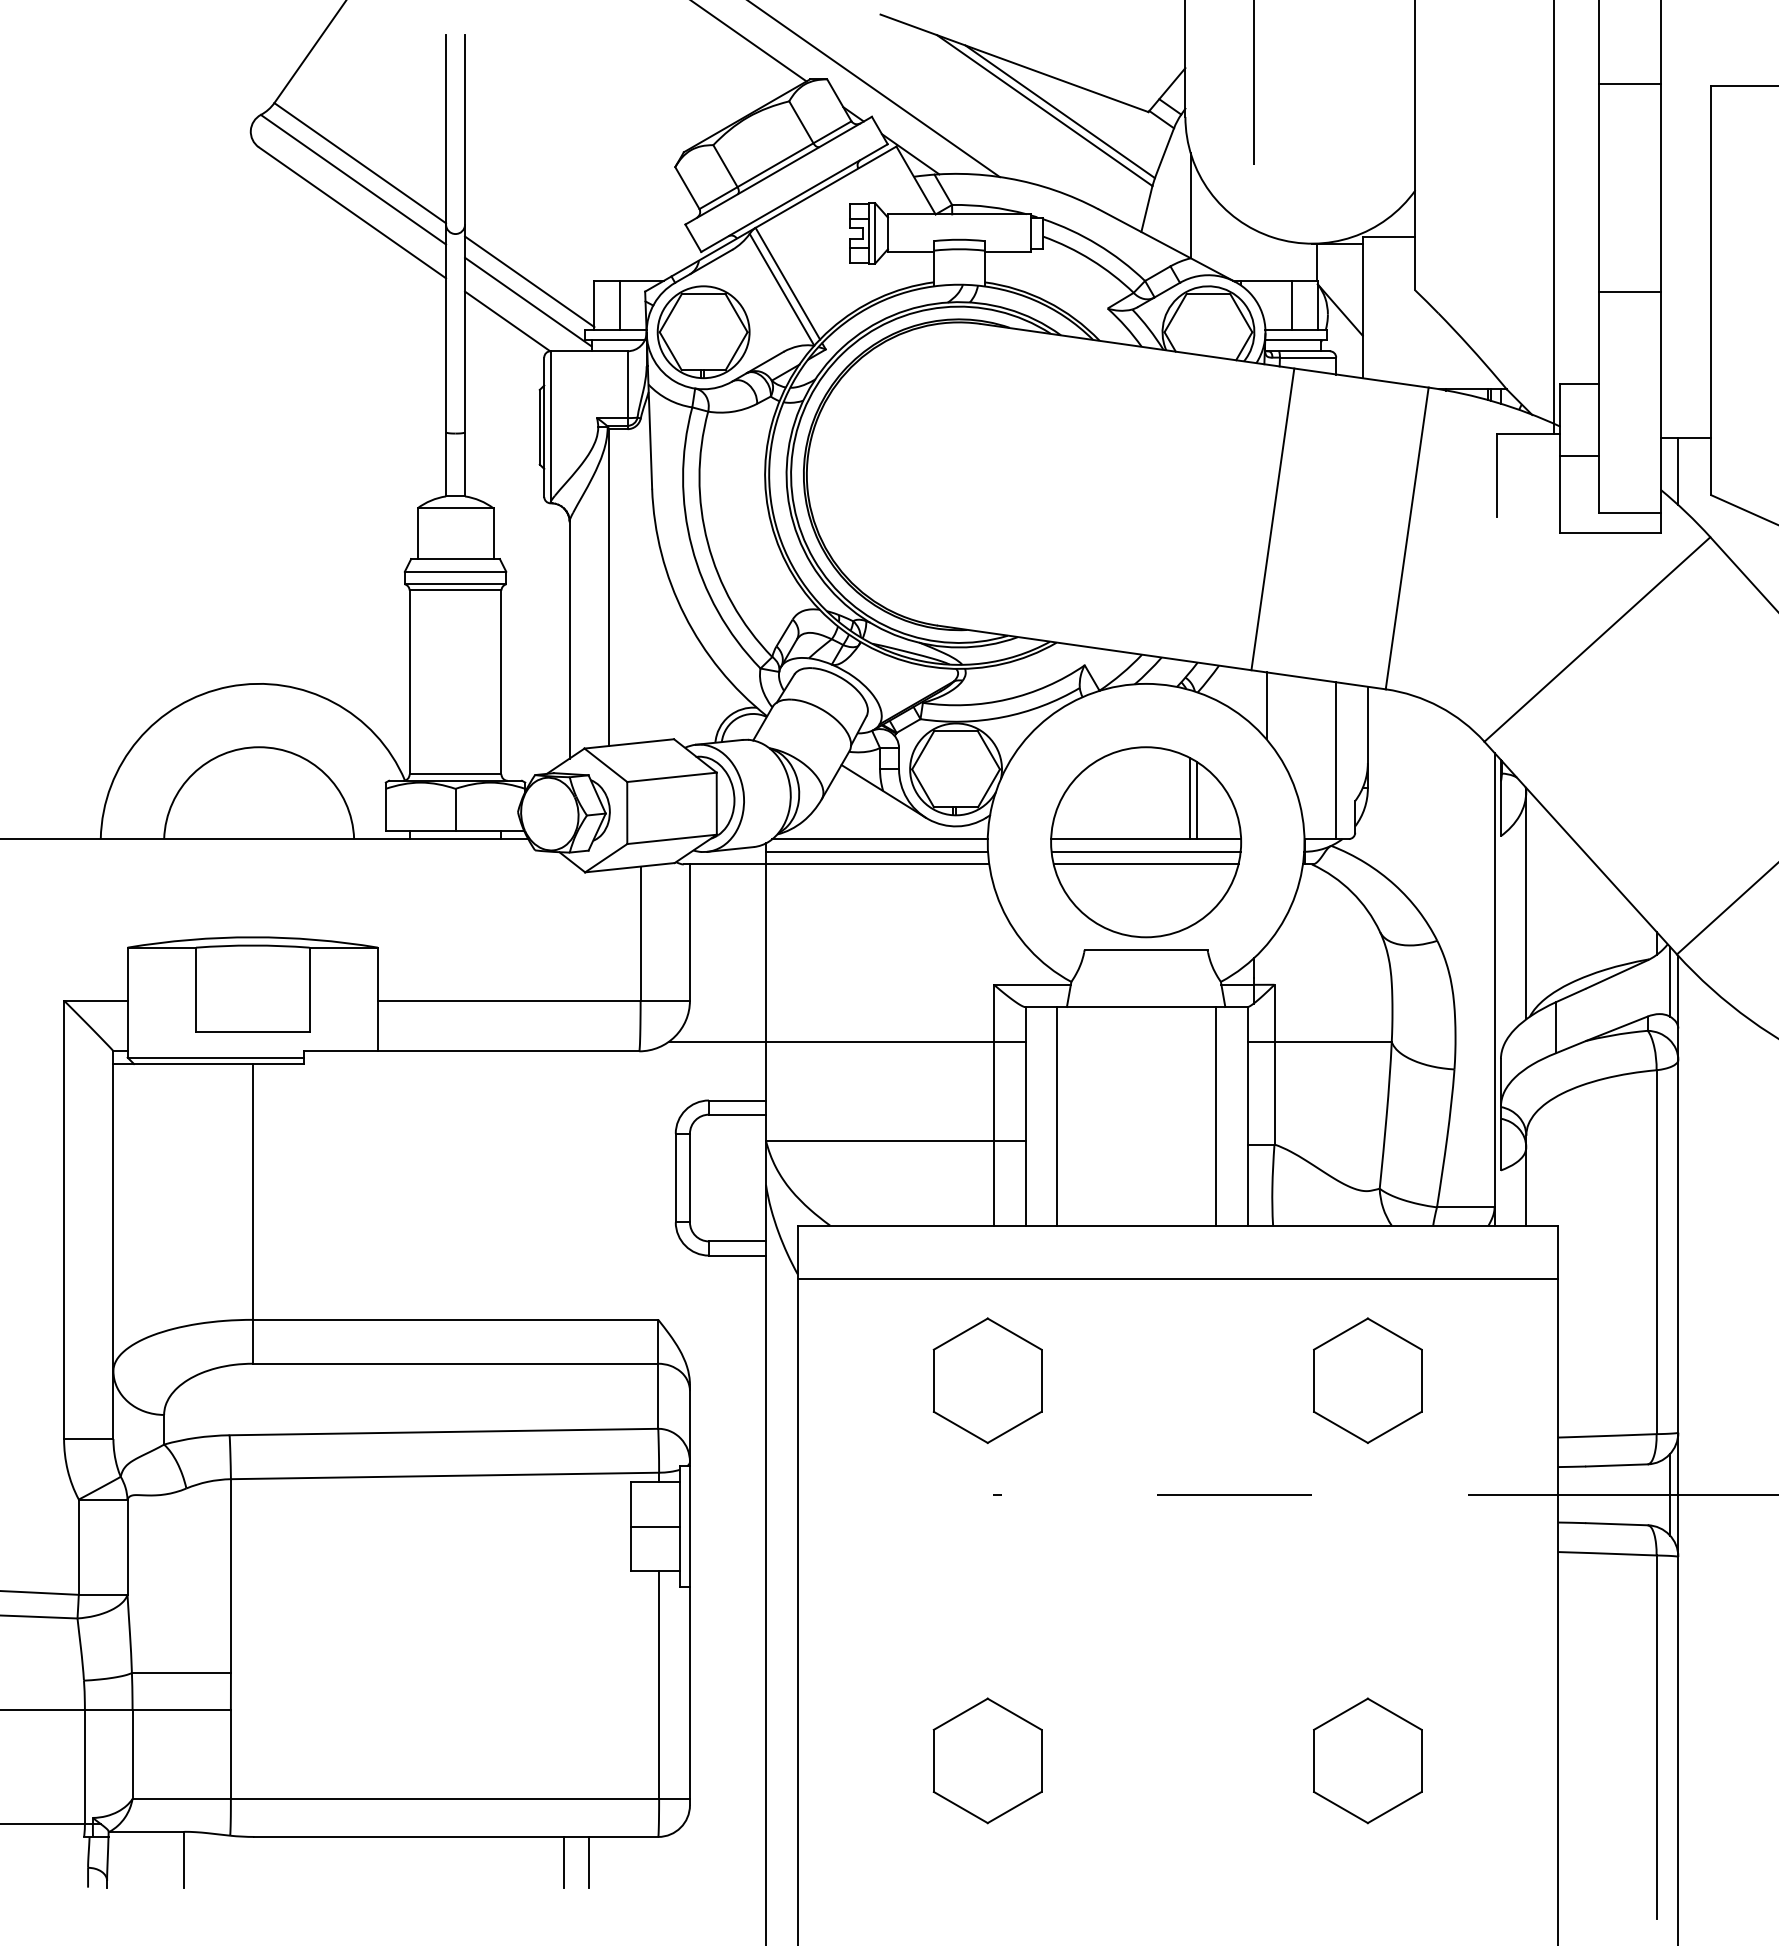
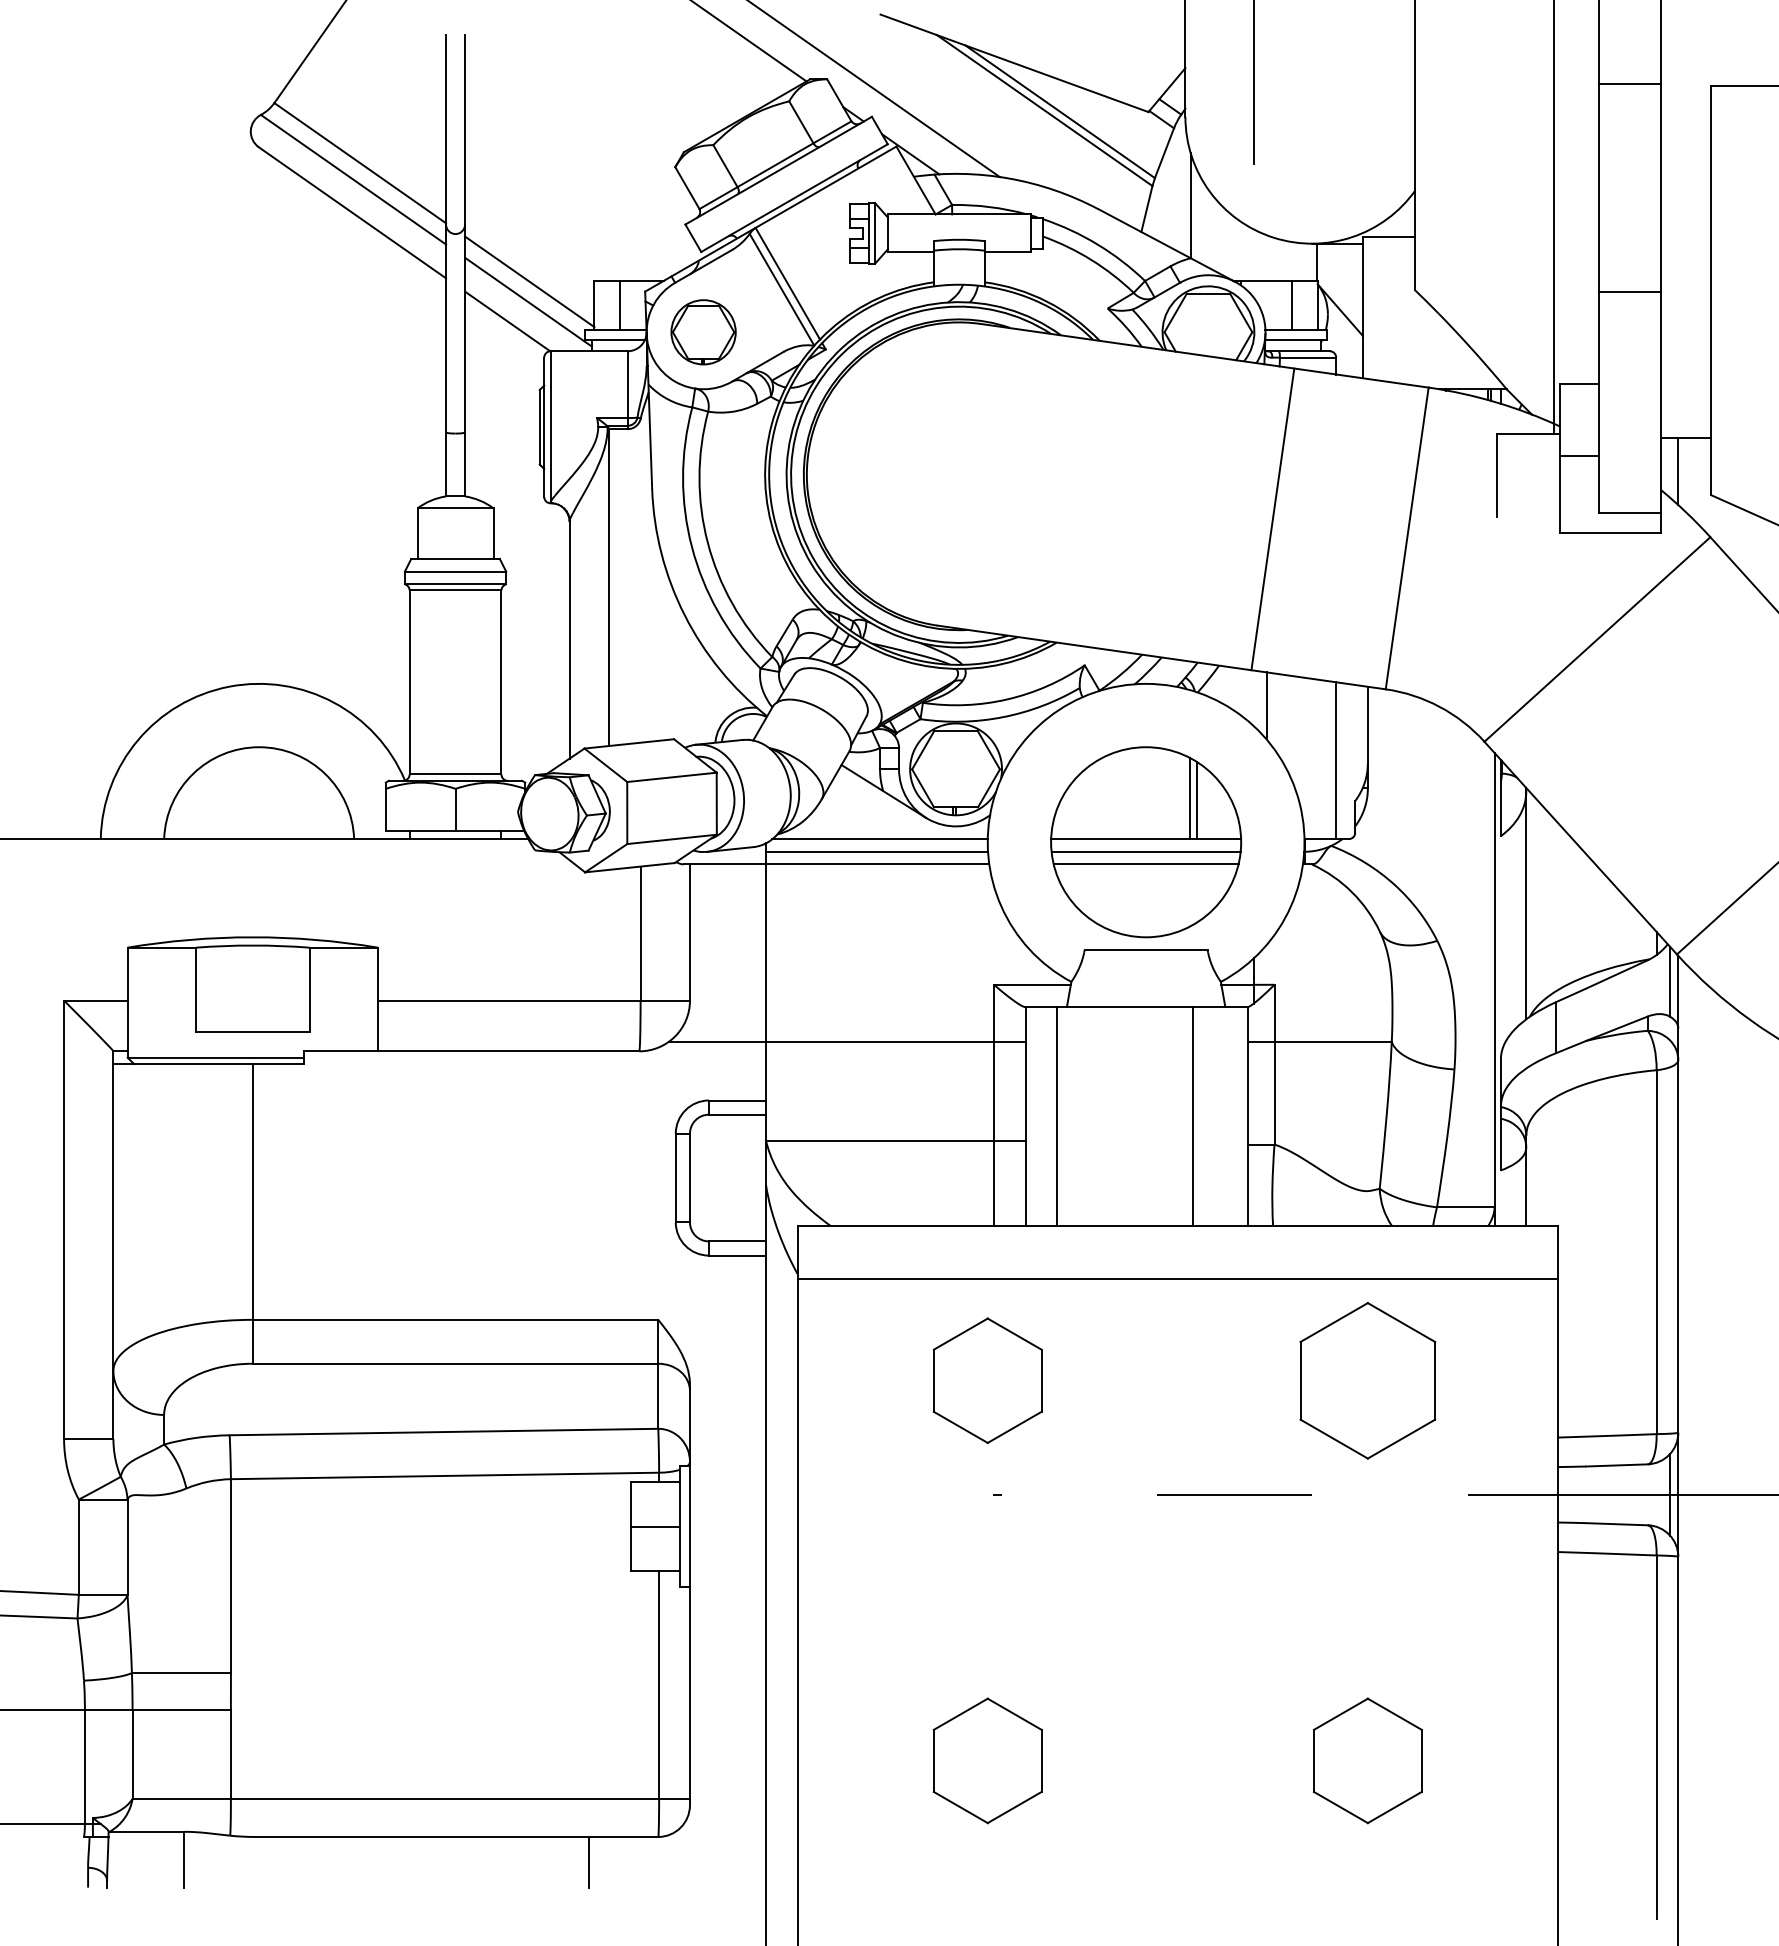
part size: 95x95 px -> 67x67 px (703, 332)
line position: (1215, 1115) -> (1192, 1115) (1192, 1115)
part size: 110x127 px -> 138x158 px (1367, 1380)
line: present -> none (564, 1861)
